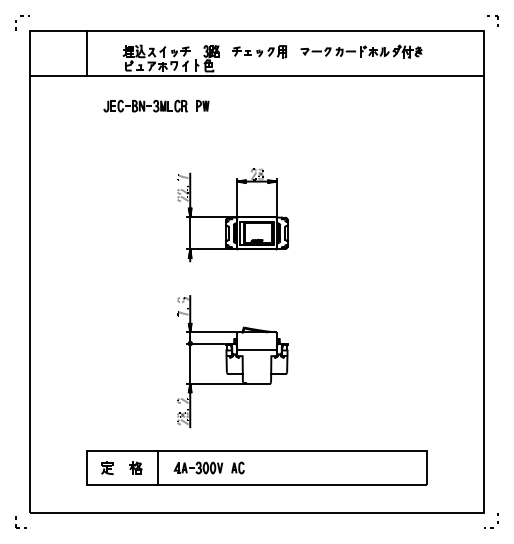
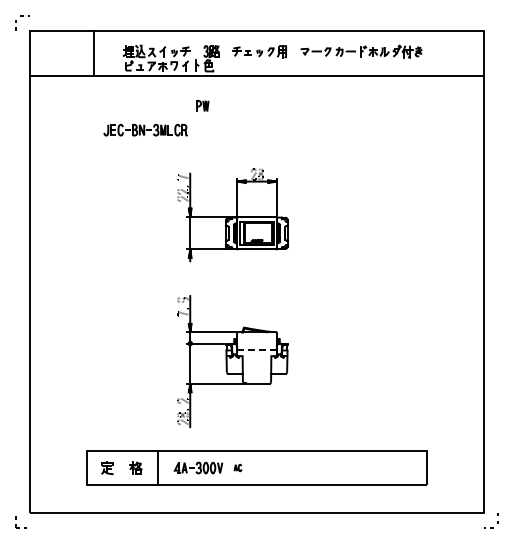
line: present -> none (489, 16)
line position: (86, 52) -> (93, 52) (93, 52)
part position: (145, 105) -> (145, 129) (145, 129)
line: solid -> dashed (257, 350)
part size: 14x14 px -> 10x10 px (237, 467)
